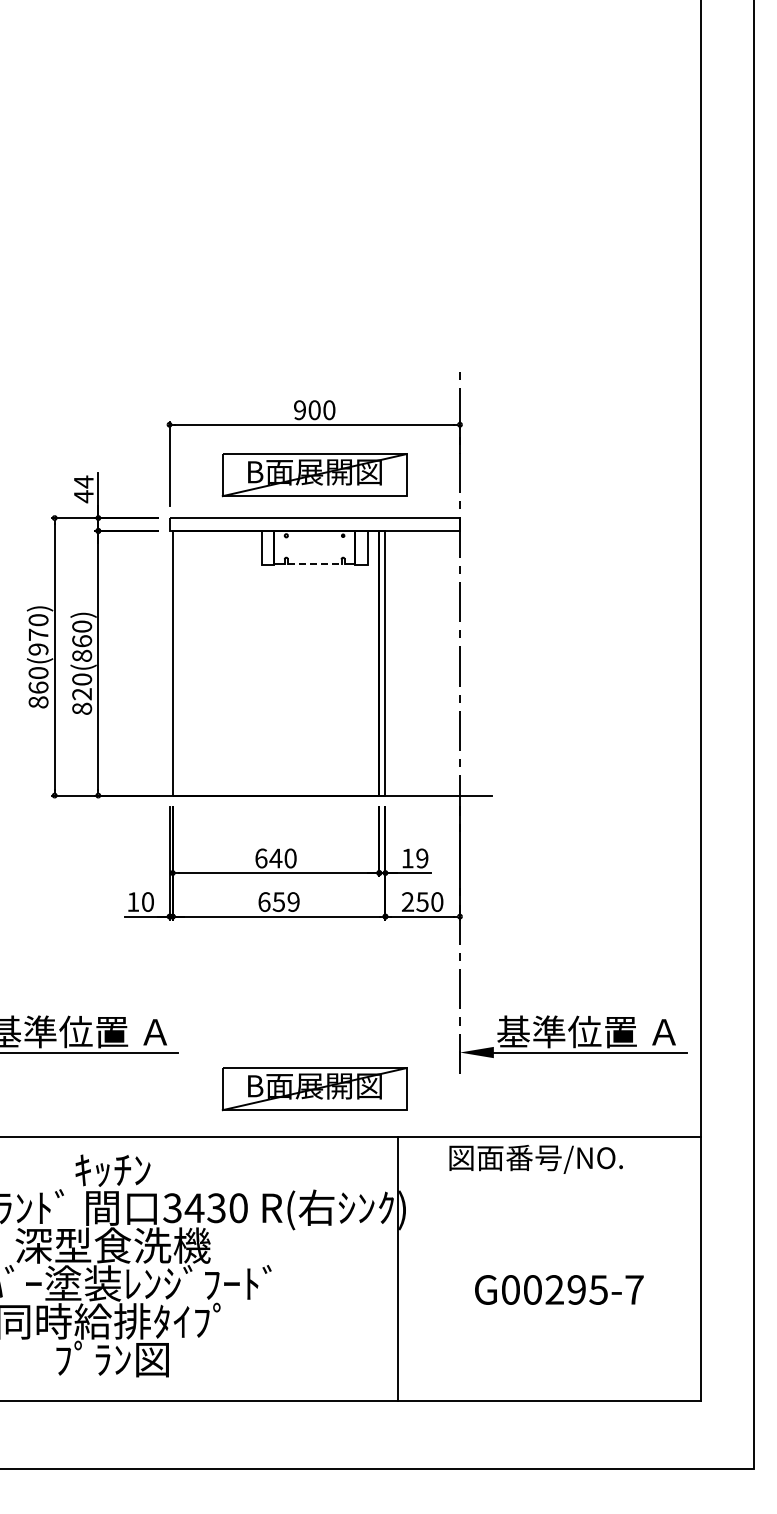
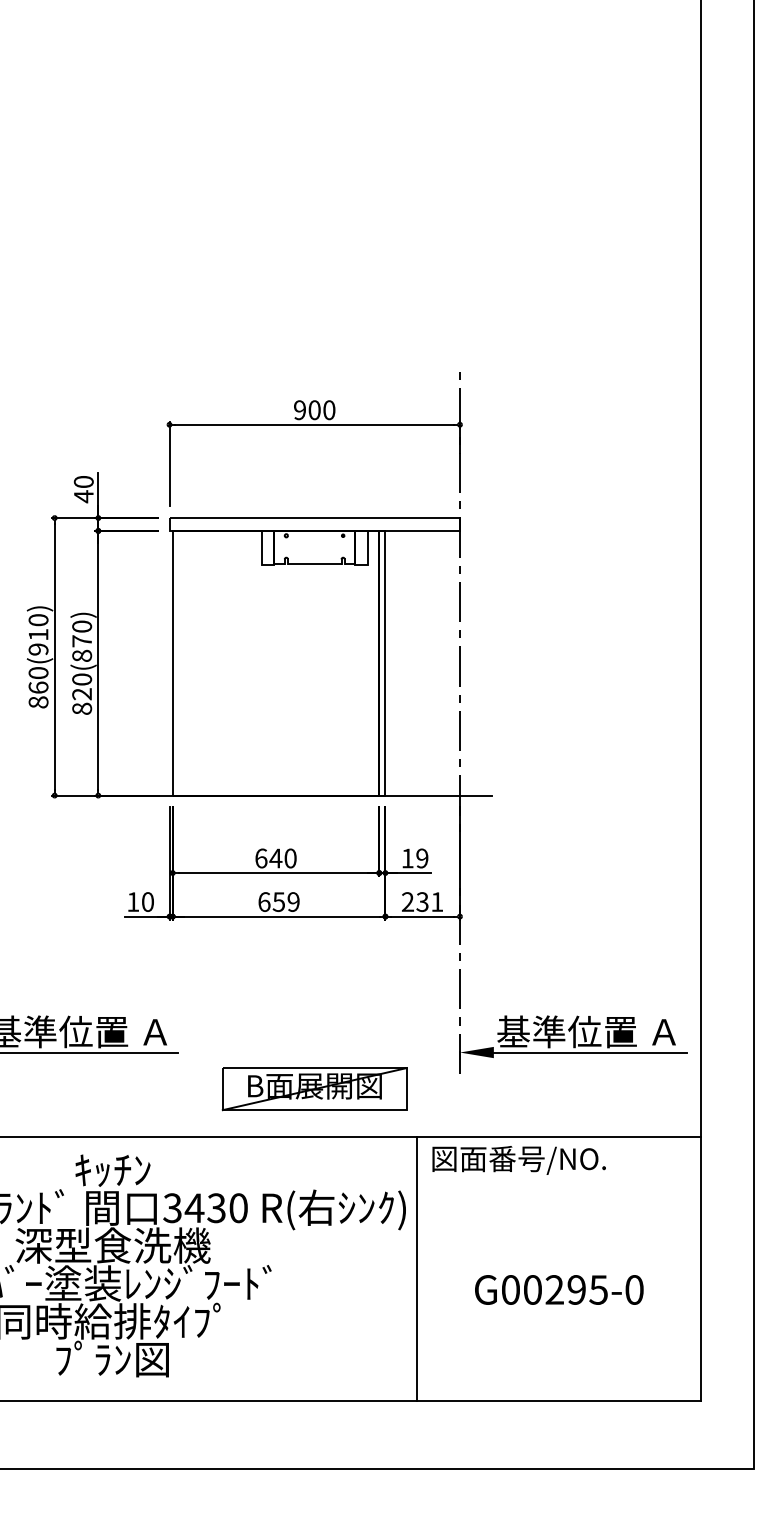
part: present -> none (314, 475)
text: 44 -> 40 (83, 481)
line: dashed -> solid (314, 564)
text: 860(970) -> 860(910) (38, 634)
text: 820(860) -> 820(870) (82, 641)
text: 250 -> 231 (430, 901)
text position: (535, 1159) -> (518, 1160) (518, 1160)
line position: (398, 1268) -> (417, 1268) (417, 1268)
text: G00295-7 -> G00295-0 (634, 1289)
